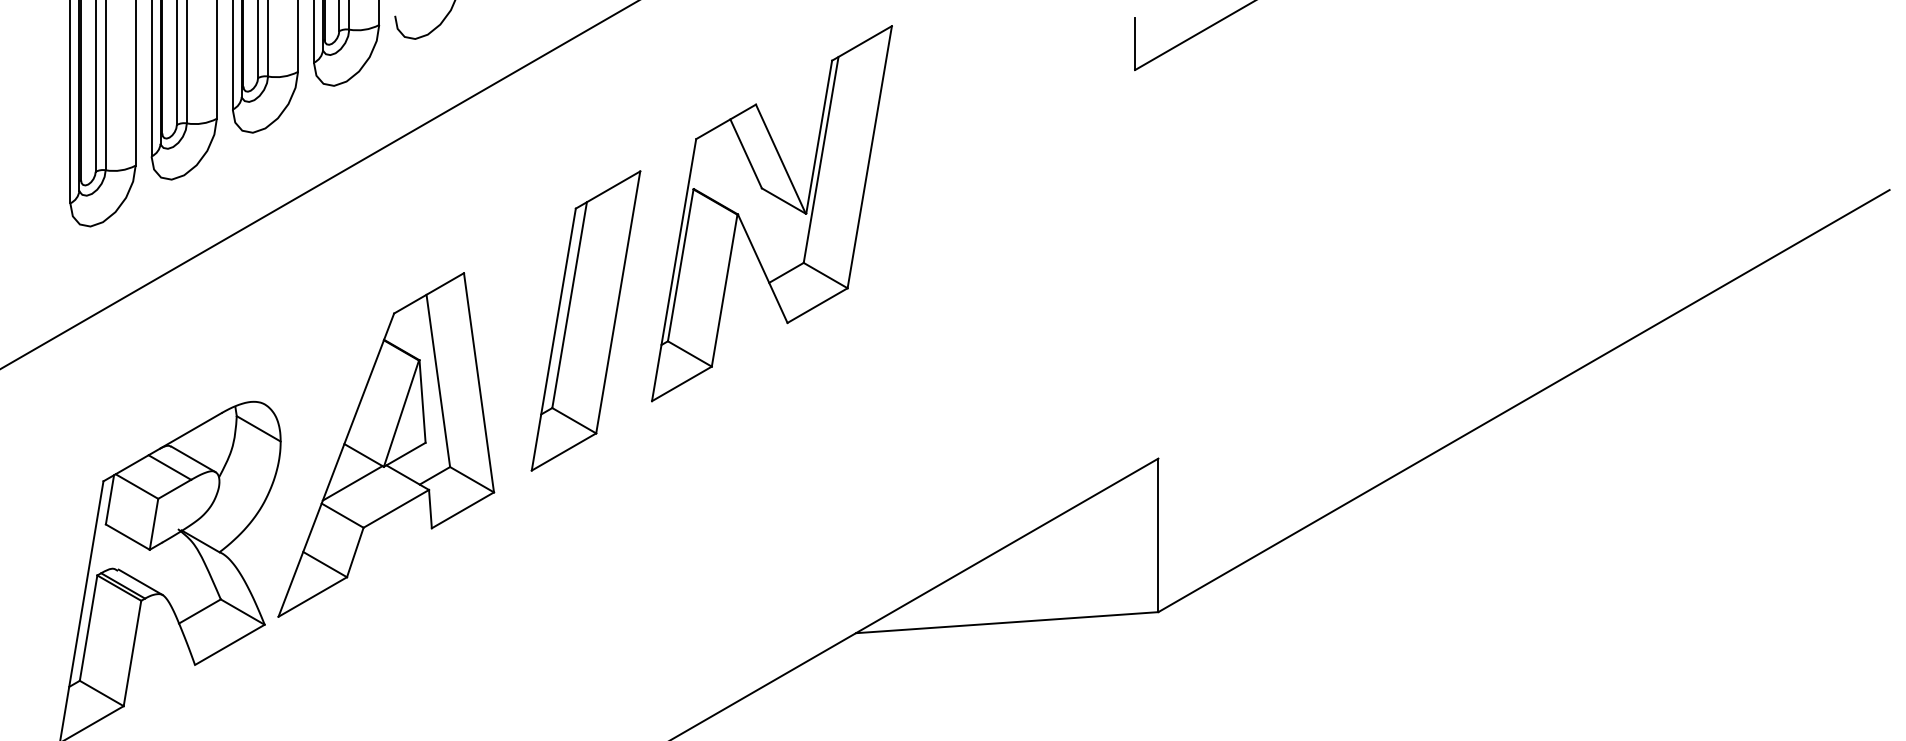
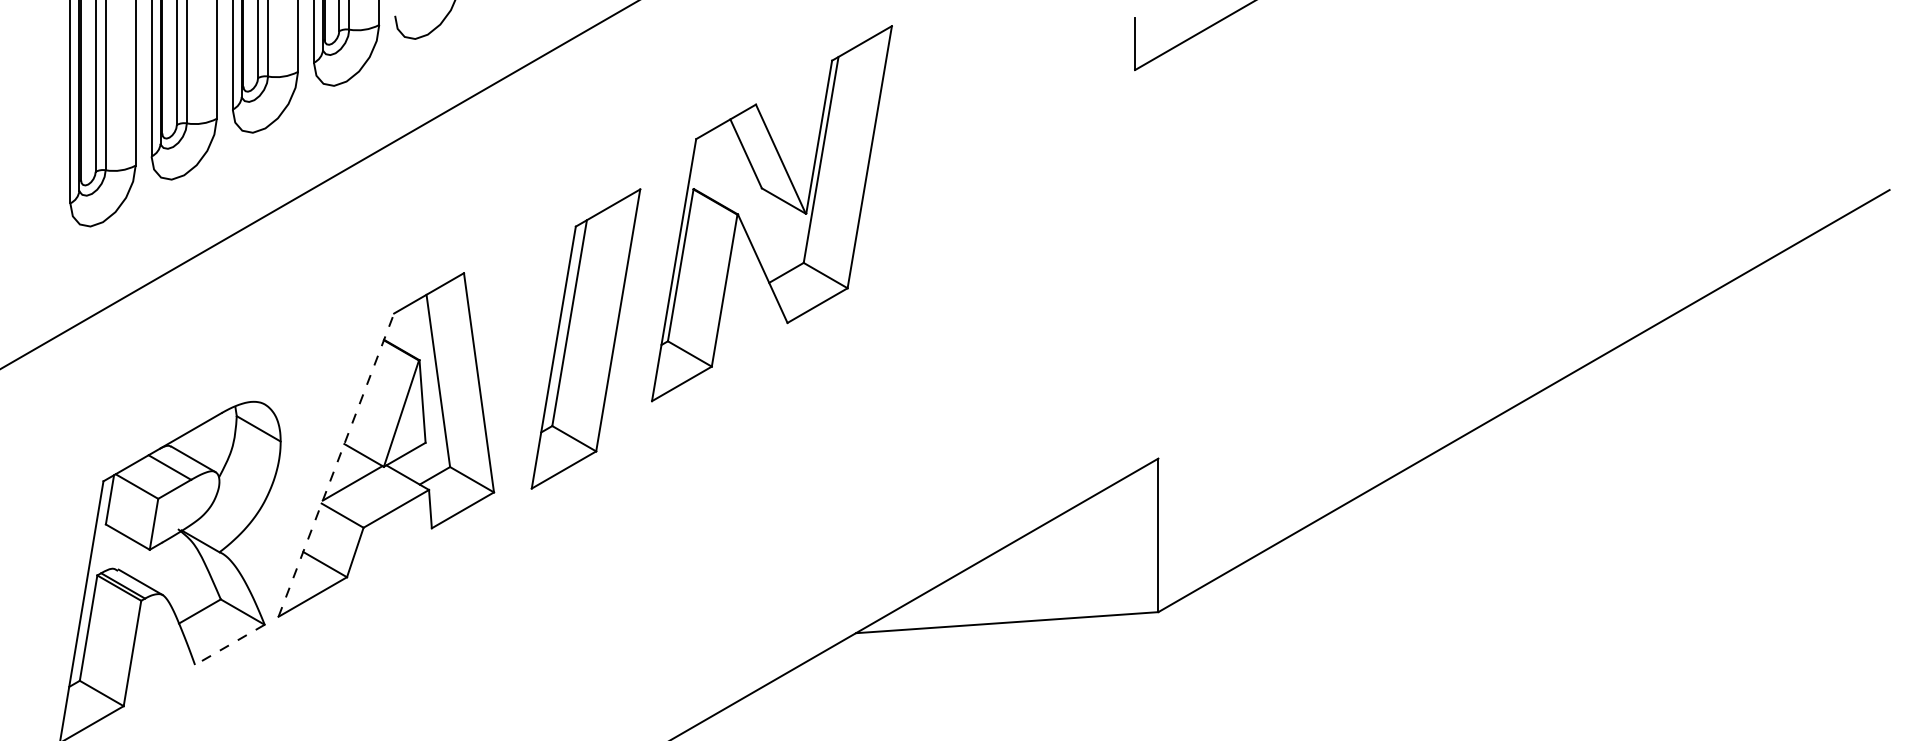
part position: (585, 320) -> (585, 338) (585, 338)
line: solid -> dashed (336, 464)
line: solid -> dashed (229, 645)
